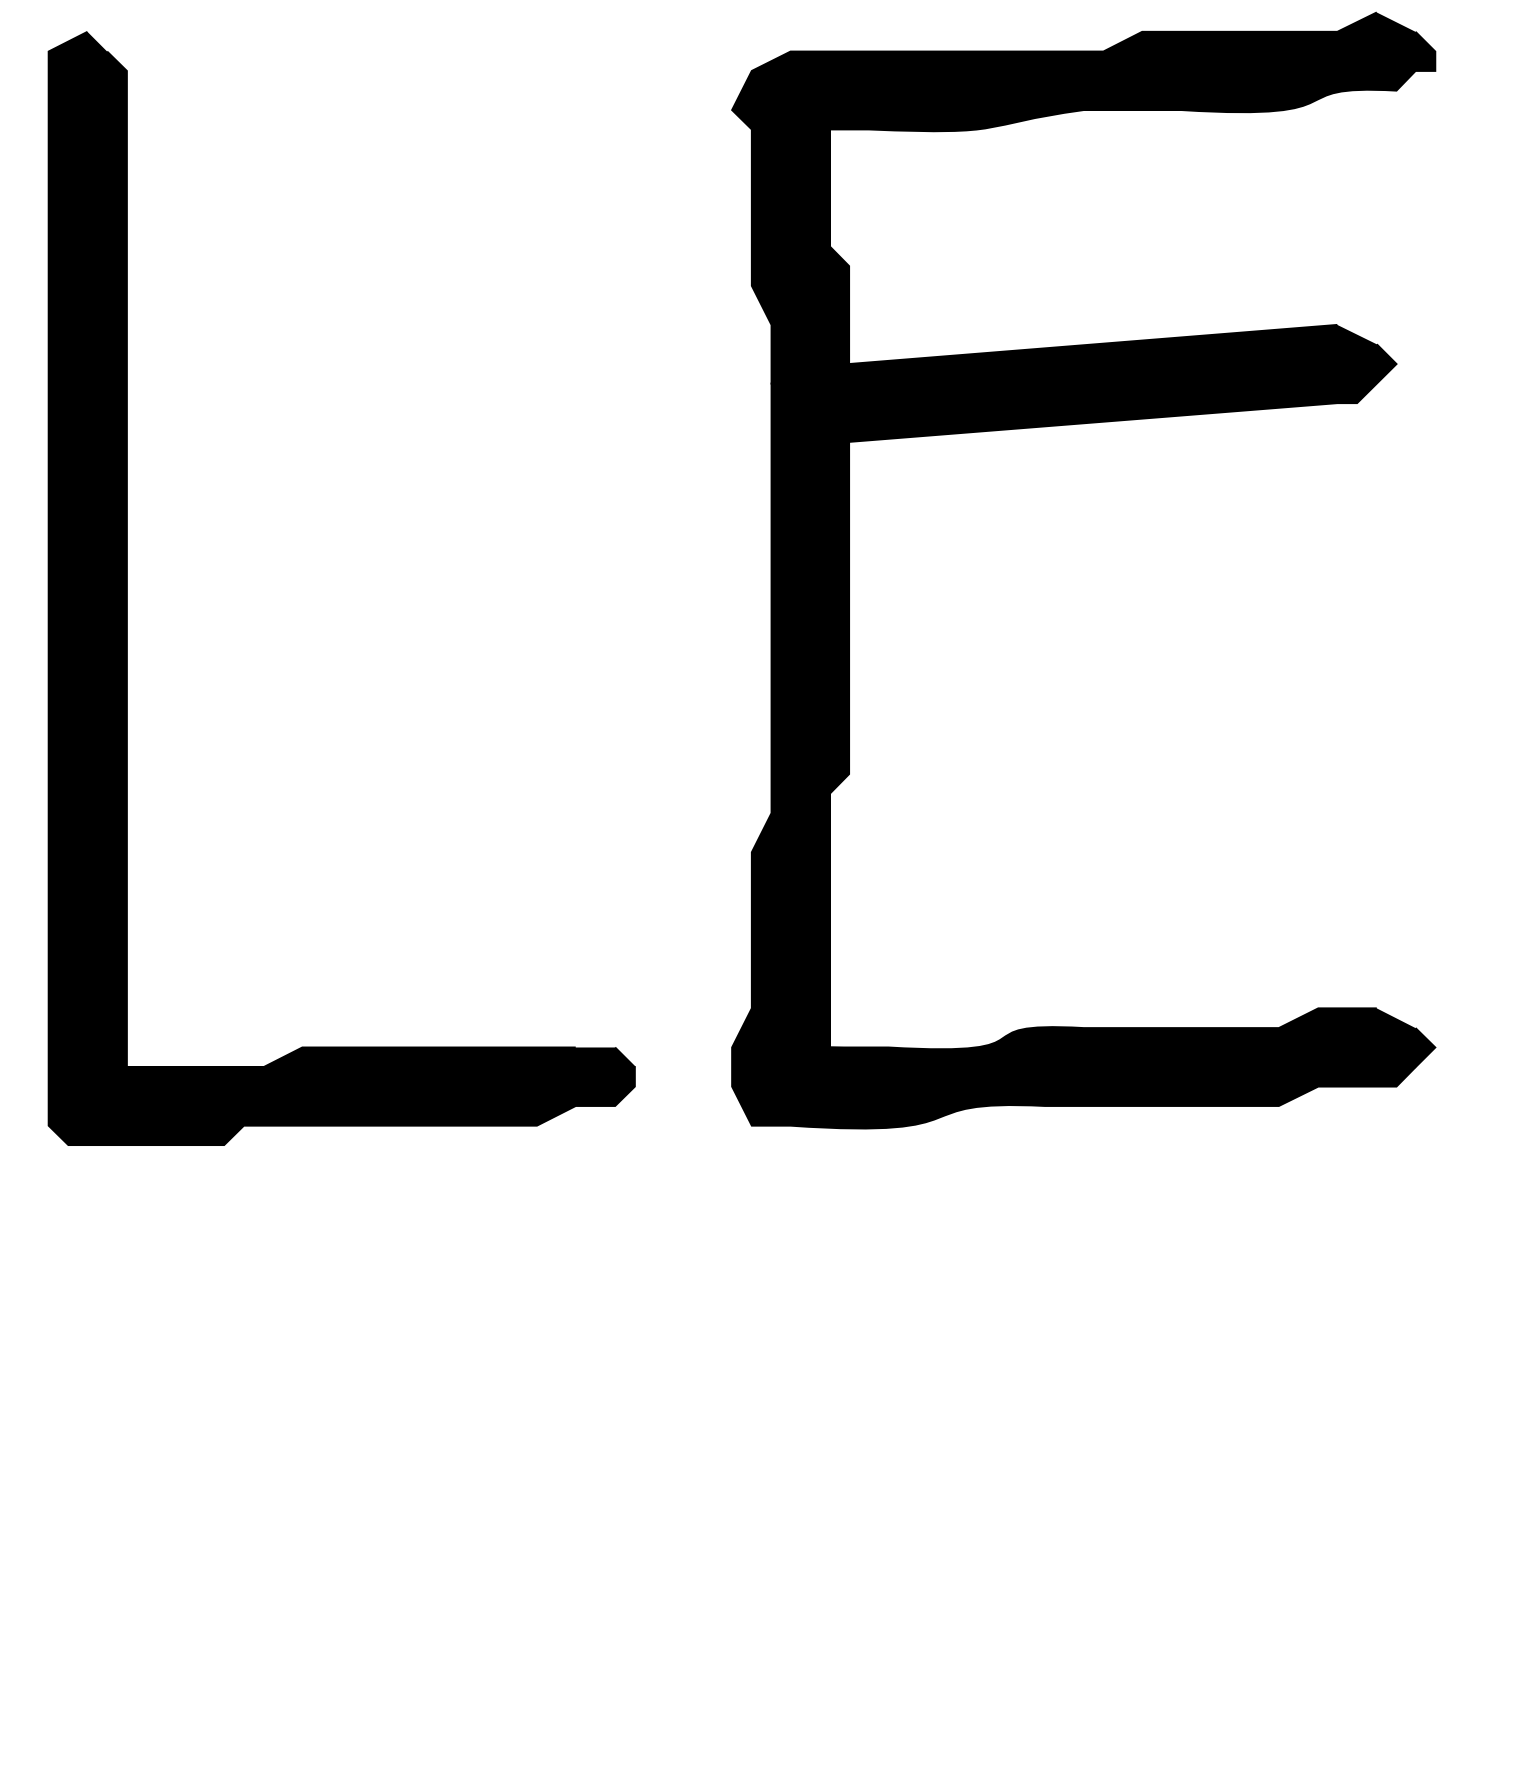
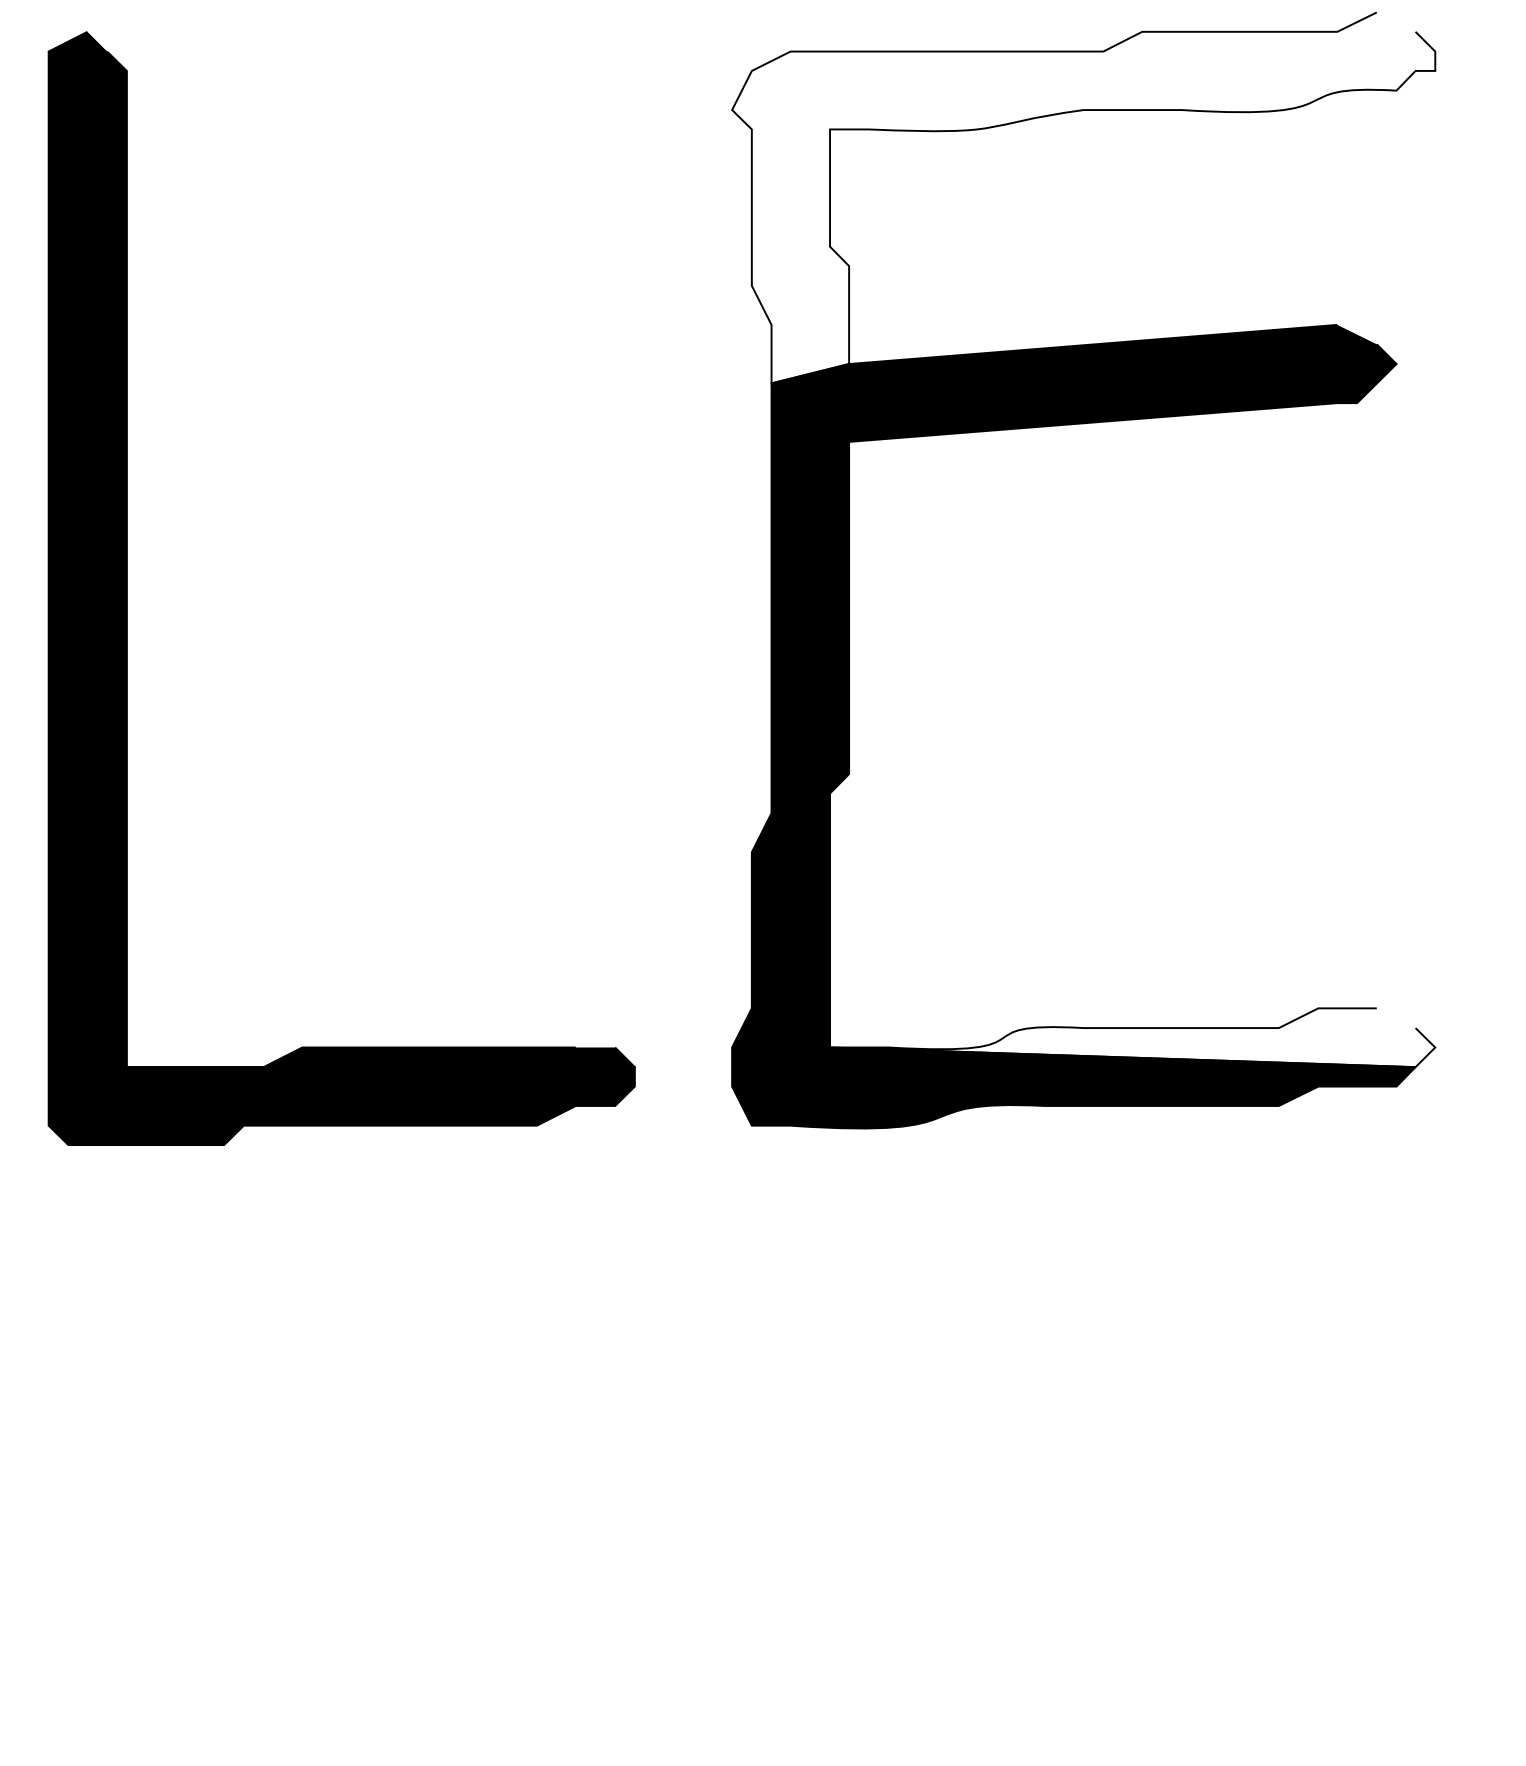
fill: present -> none (1083, 197)
fill: present -> none (1132, 1037)
